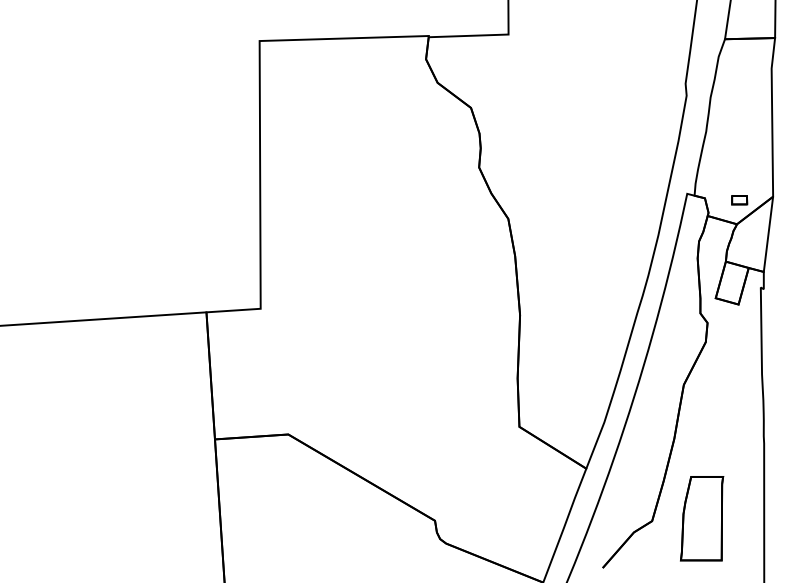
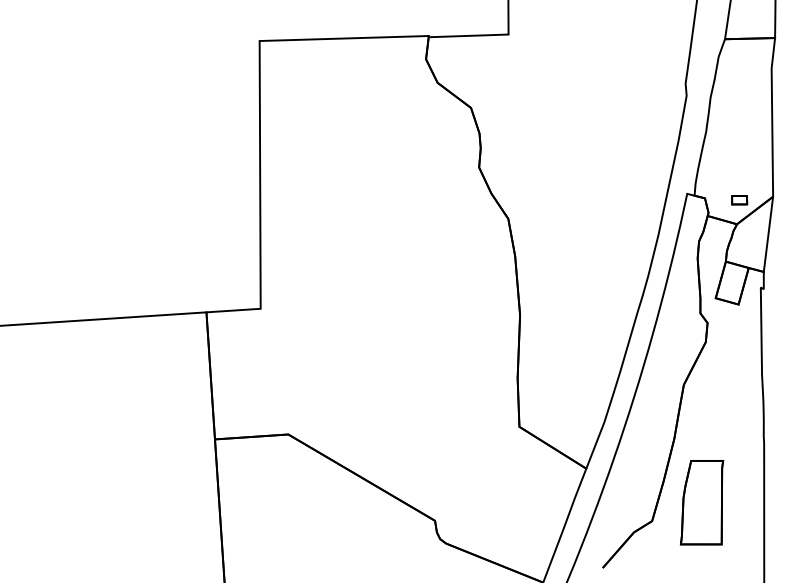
part position: (702, 518) -> (702, 502) (702, 502)
